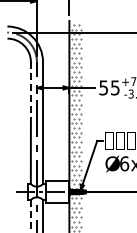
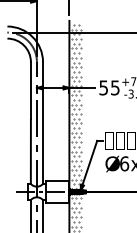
line: dashed -> solid (30, 90)
line: dashed -> solid (30, 217)
